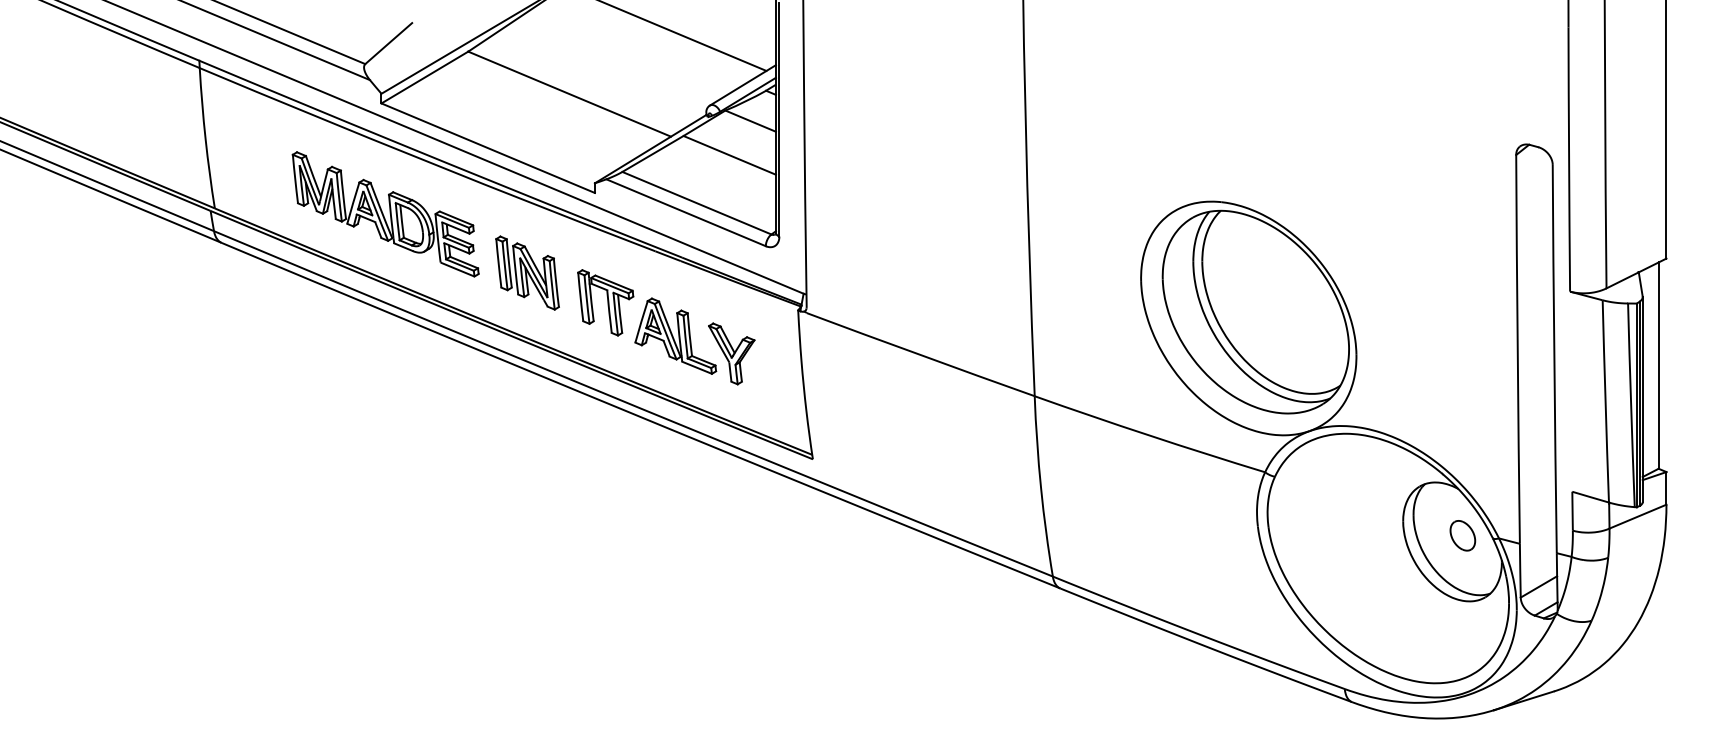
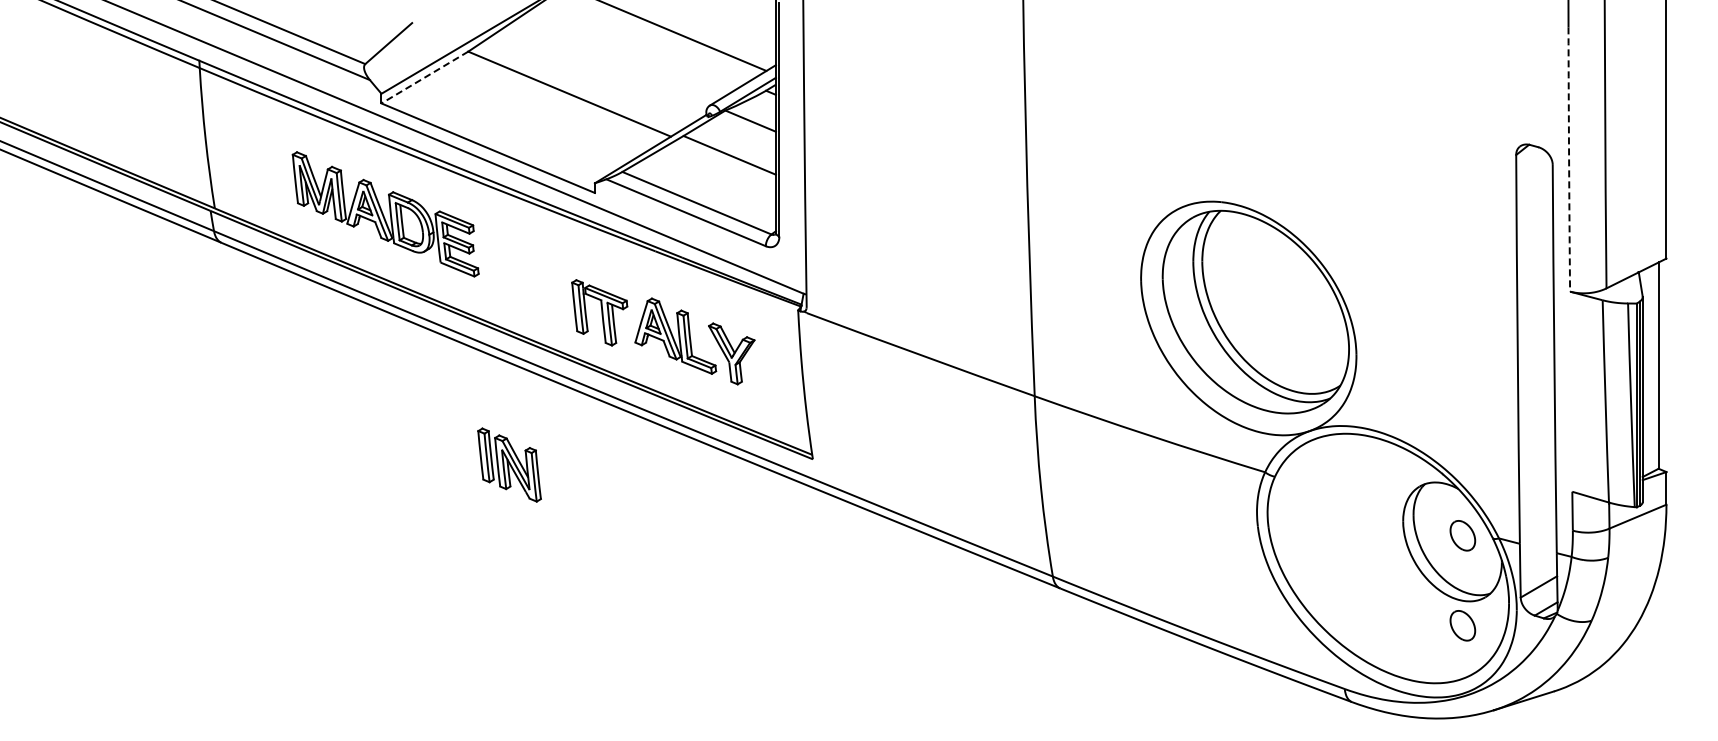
line: solid -> dashed (424, 77)
arc: solid -> dashed (1569, 159)
part position: (527, 272) -> (509, 464) (509, 464)
part position: (605, 302) -> (599, 312) (599, 312)
part: none -> present (1462, 625)
